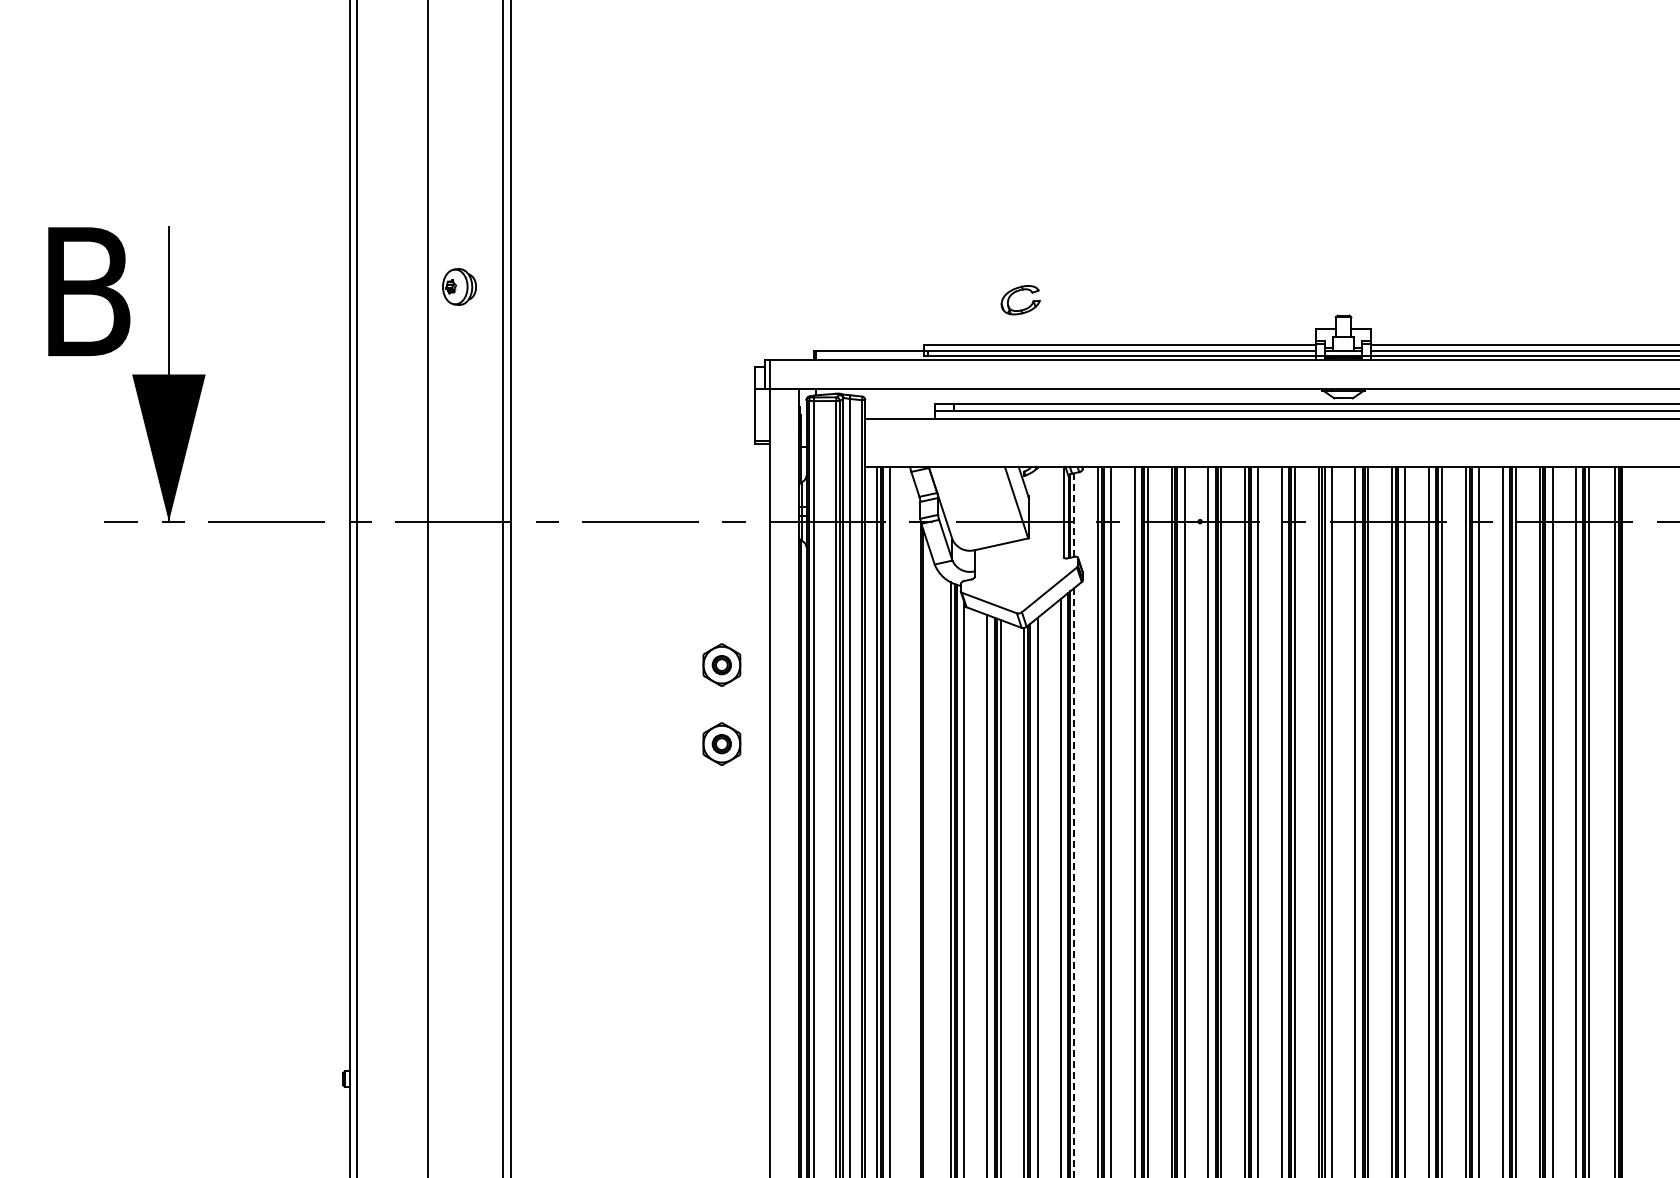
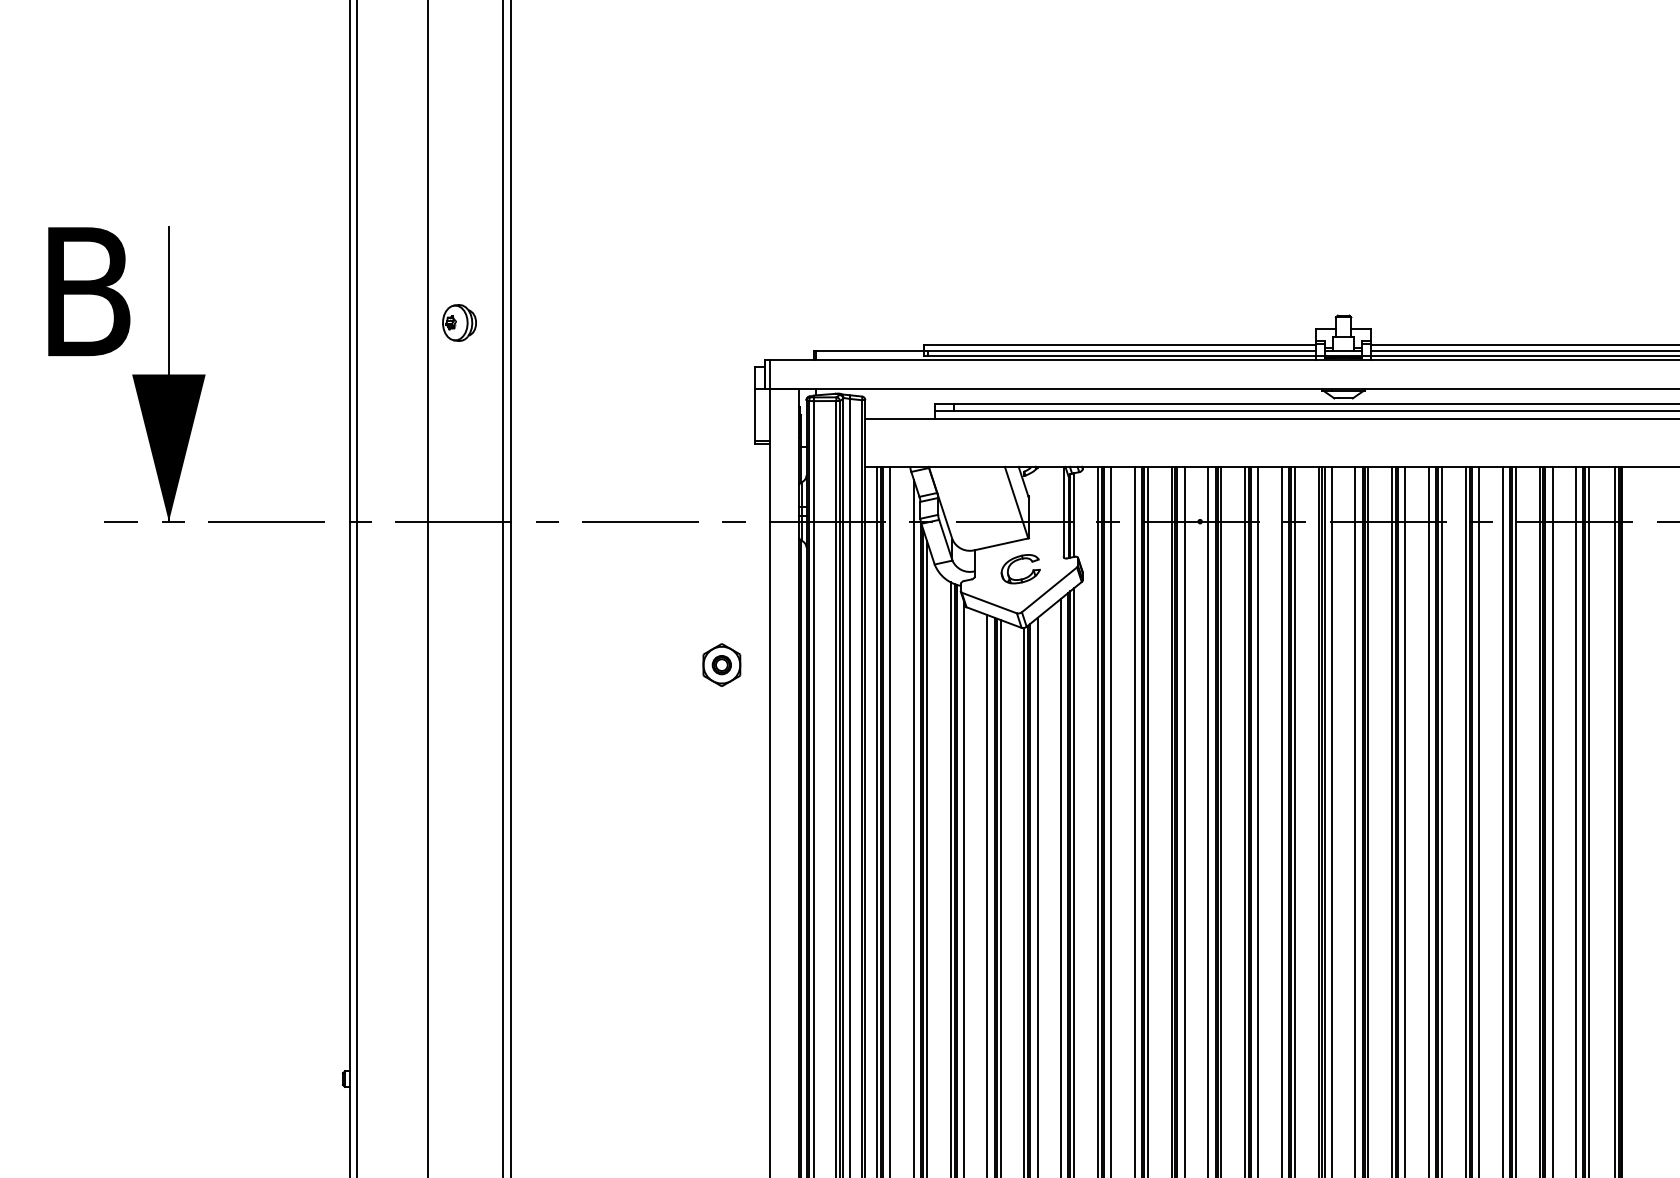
part position: (459, 286) -> (459, 322) (459, 322)
part position: (1016, 292) -> (1016, 561) (1016, 561)
line: dashed -> solid (1074, 515)
part: present -> none (721, 743)
line: none -> present (913, 826)
line: none -> present (926, 857)
line: dashed -> solid (1074, 883)
